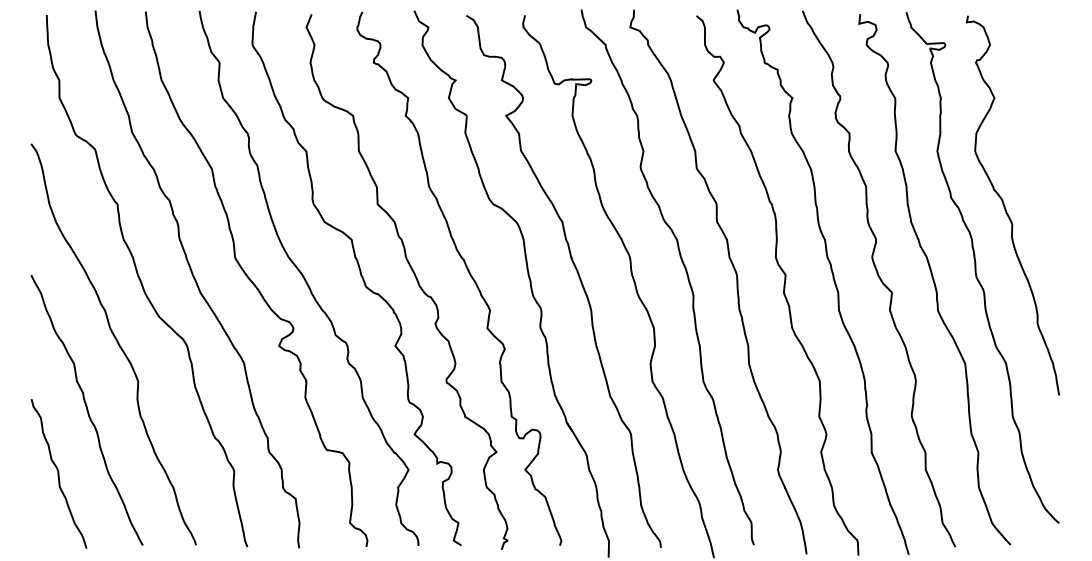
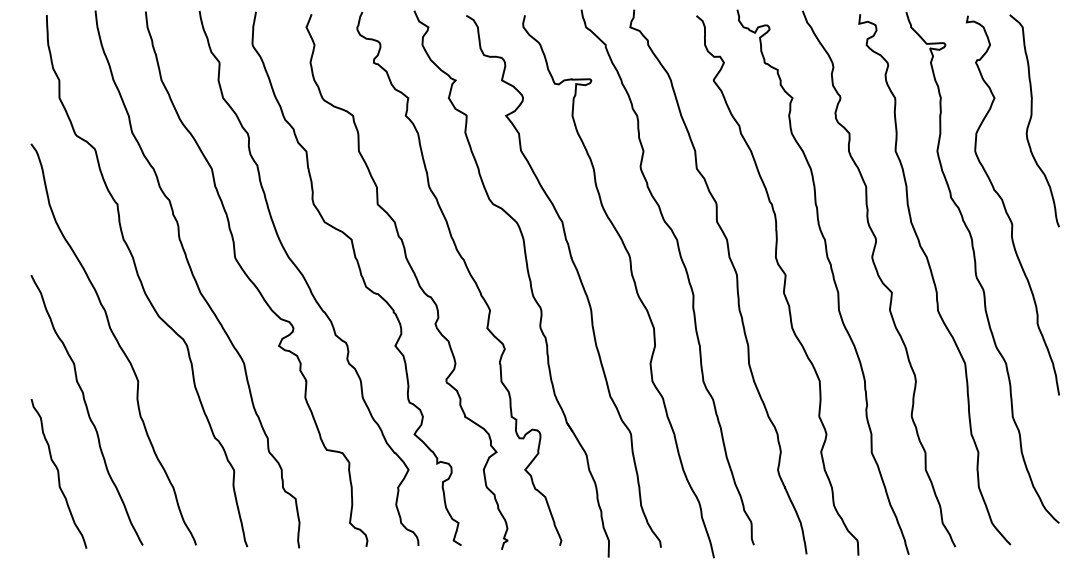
curve: none -> present (1031, 119)
